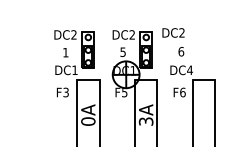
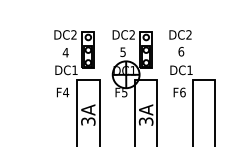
text position: (173, 32) -> (180, 34) (180, 34)
text: 1 -> 4 (65, 52)
text: DC4 -> DC1 (190, 69)
text: F3 -> F4 (66, 92)
text: 0A -> 3A (88, 121)
